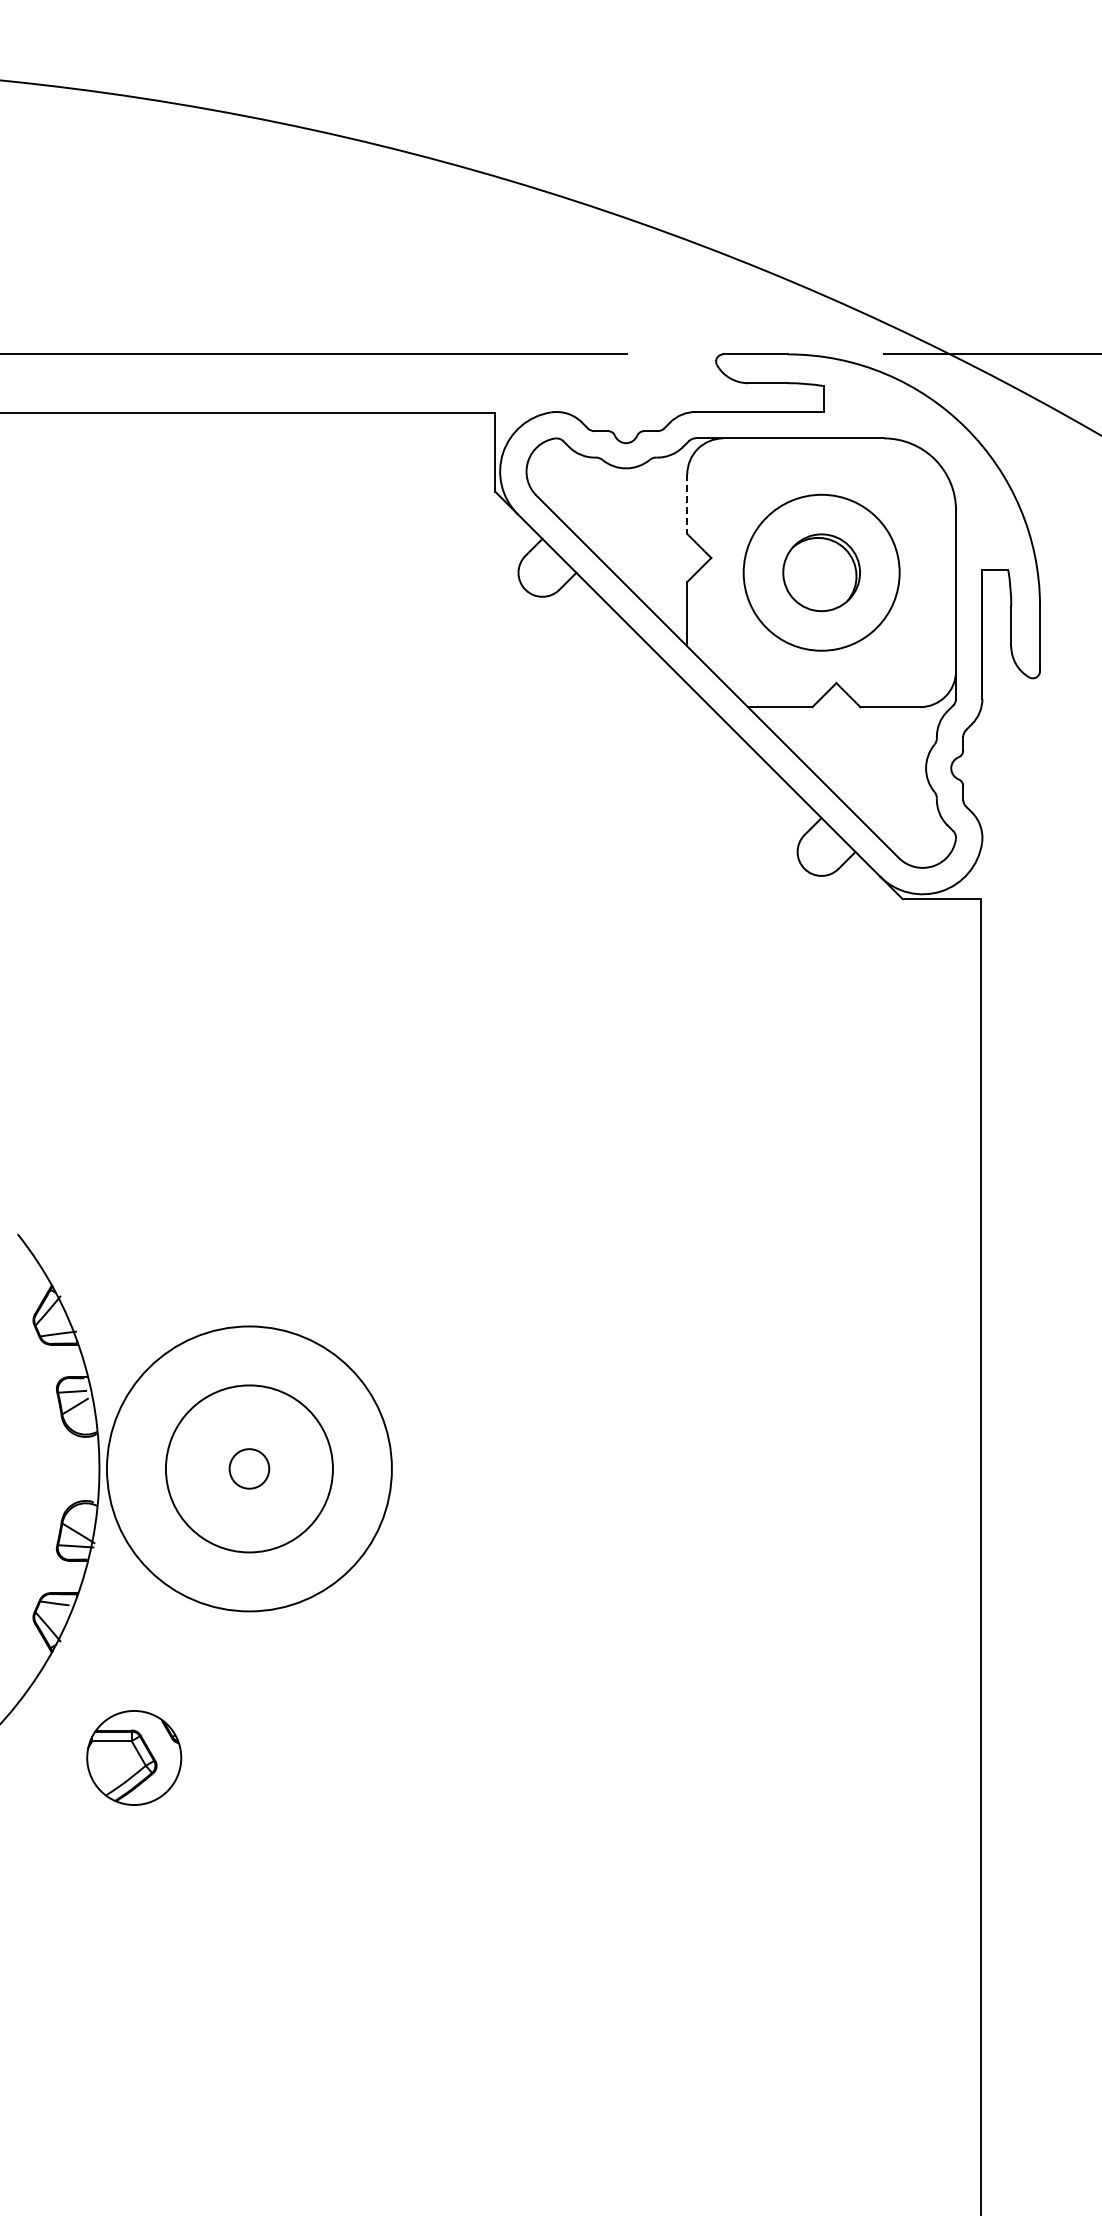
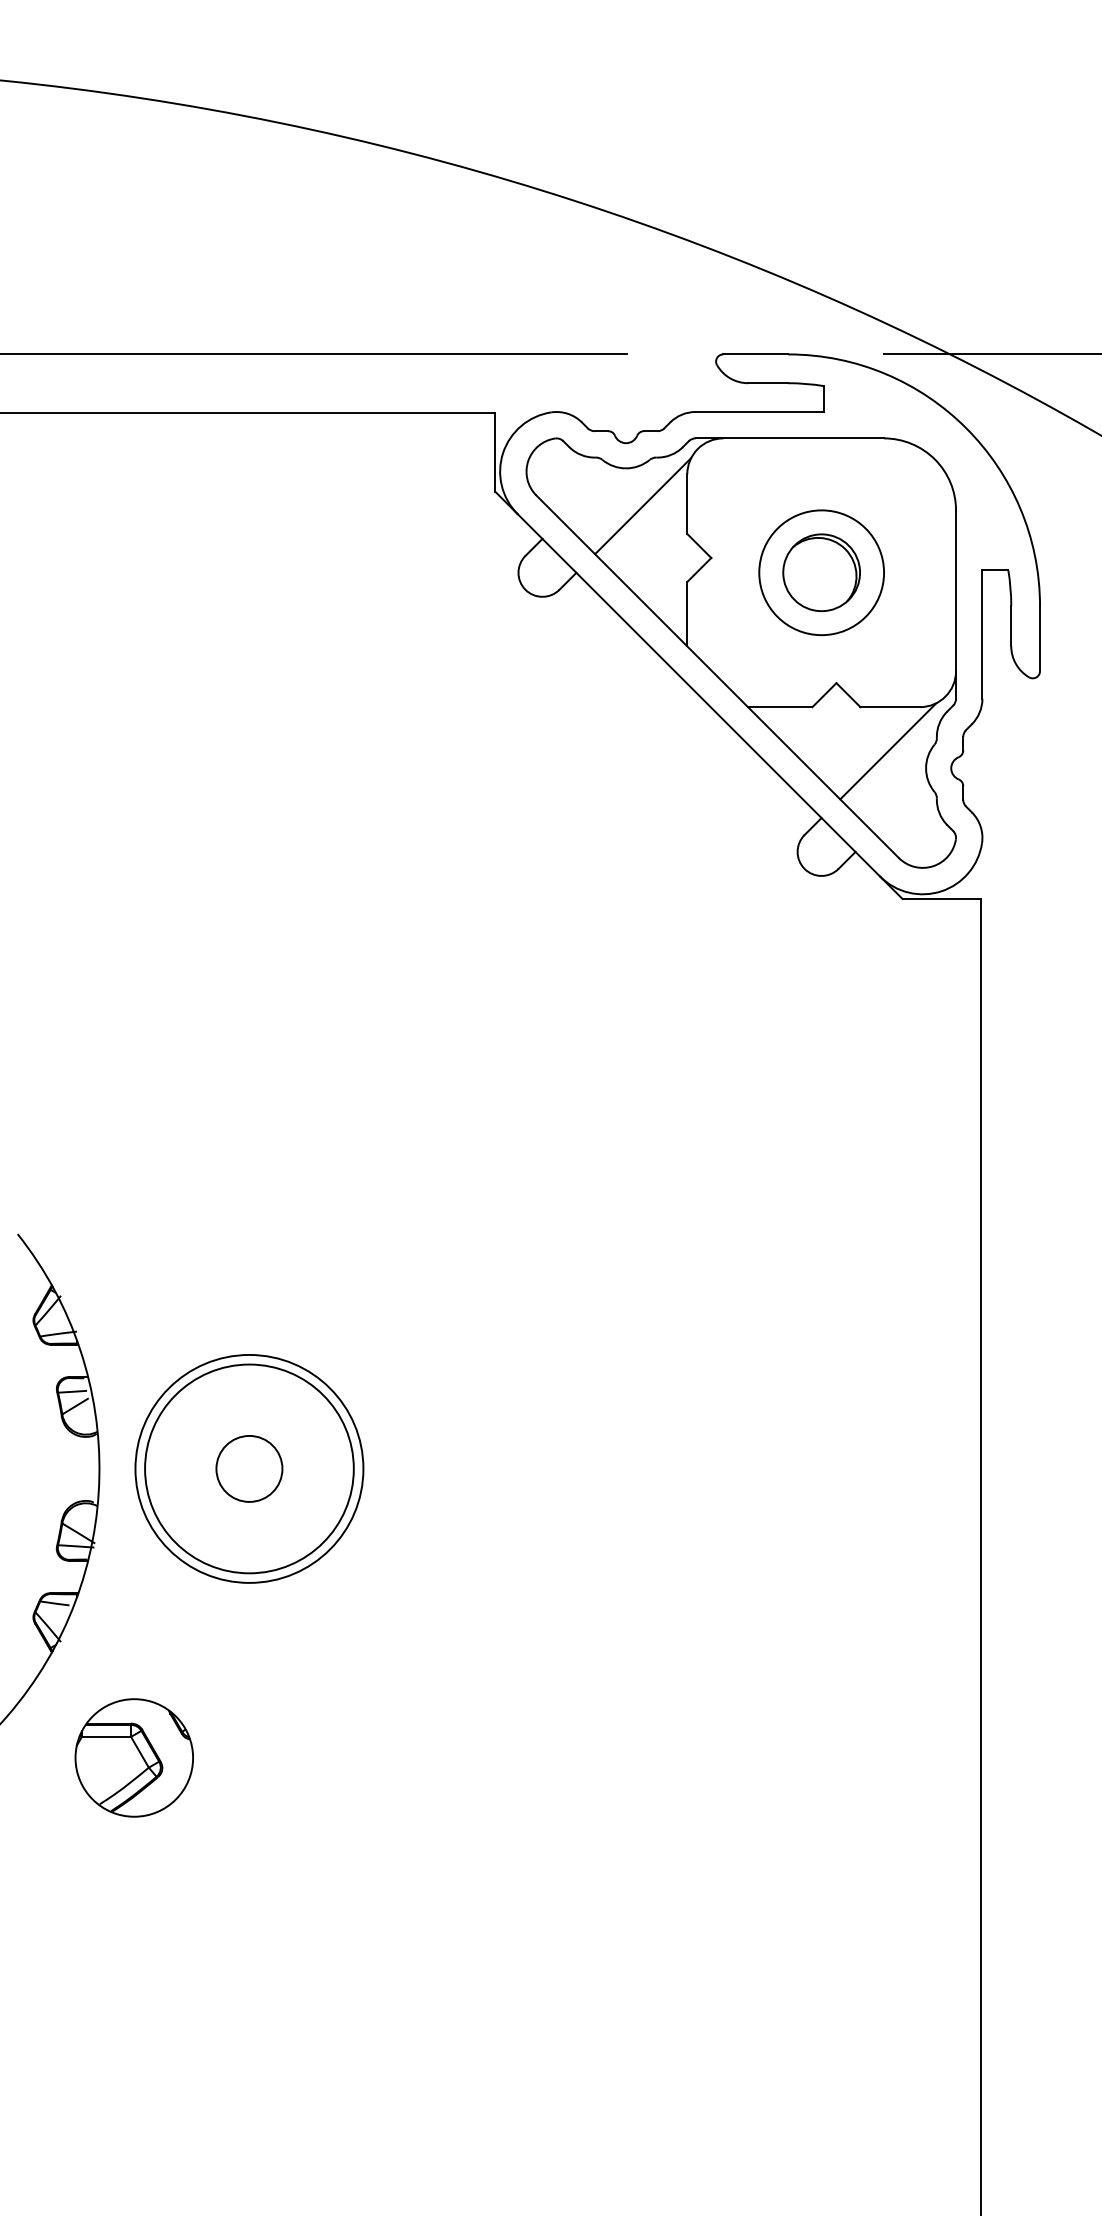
line: dashed -> solid (687, 504)
line: none -> present (643, 506)
circle diameter: 156 px -> 125 px (821, 572)
line: none -> present (888, 751)
circle diameter: 167 px -> 209 px (249, 1468)
circle diameter: 285 px -> 228 px (249, 1468)
circle diameter: 40 px -> 66 px (249, 1468)
part size: 97x96 px -> 120x120 px (133, 1757)
